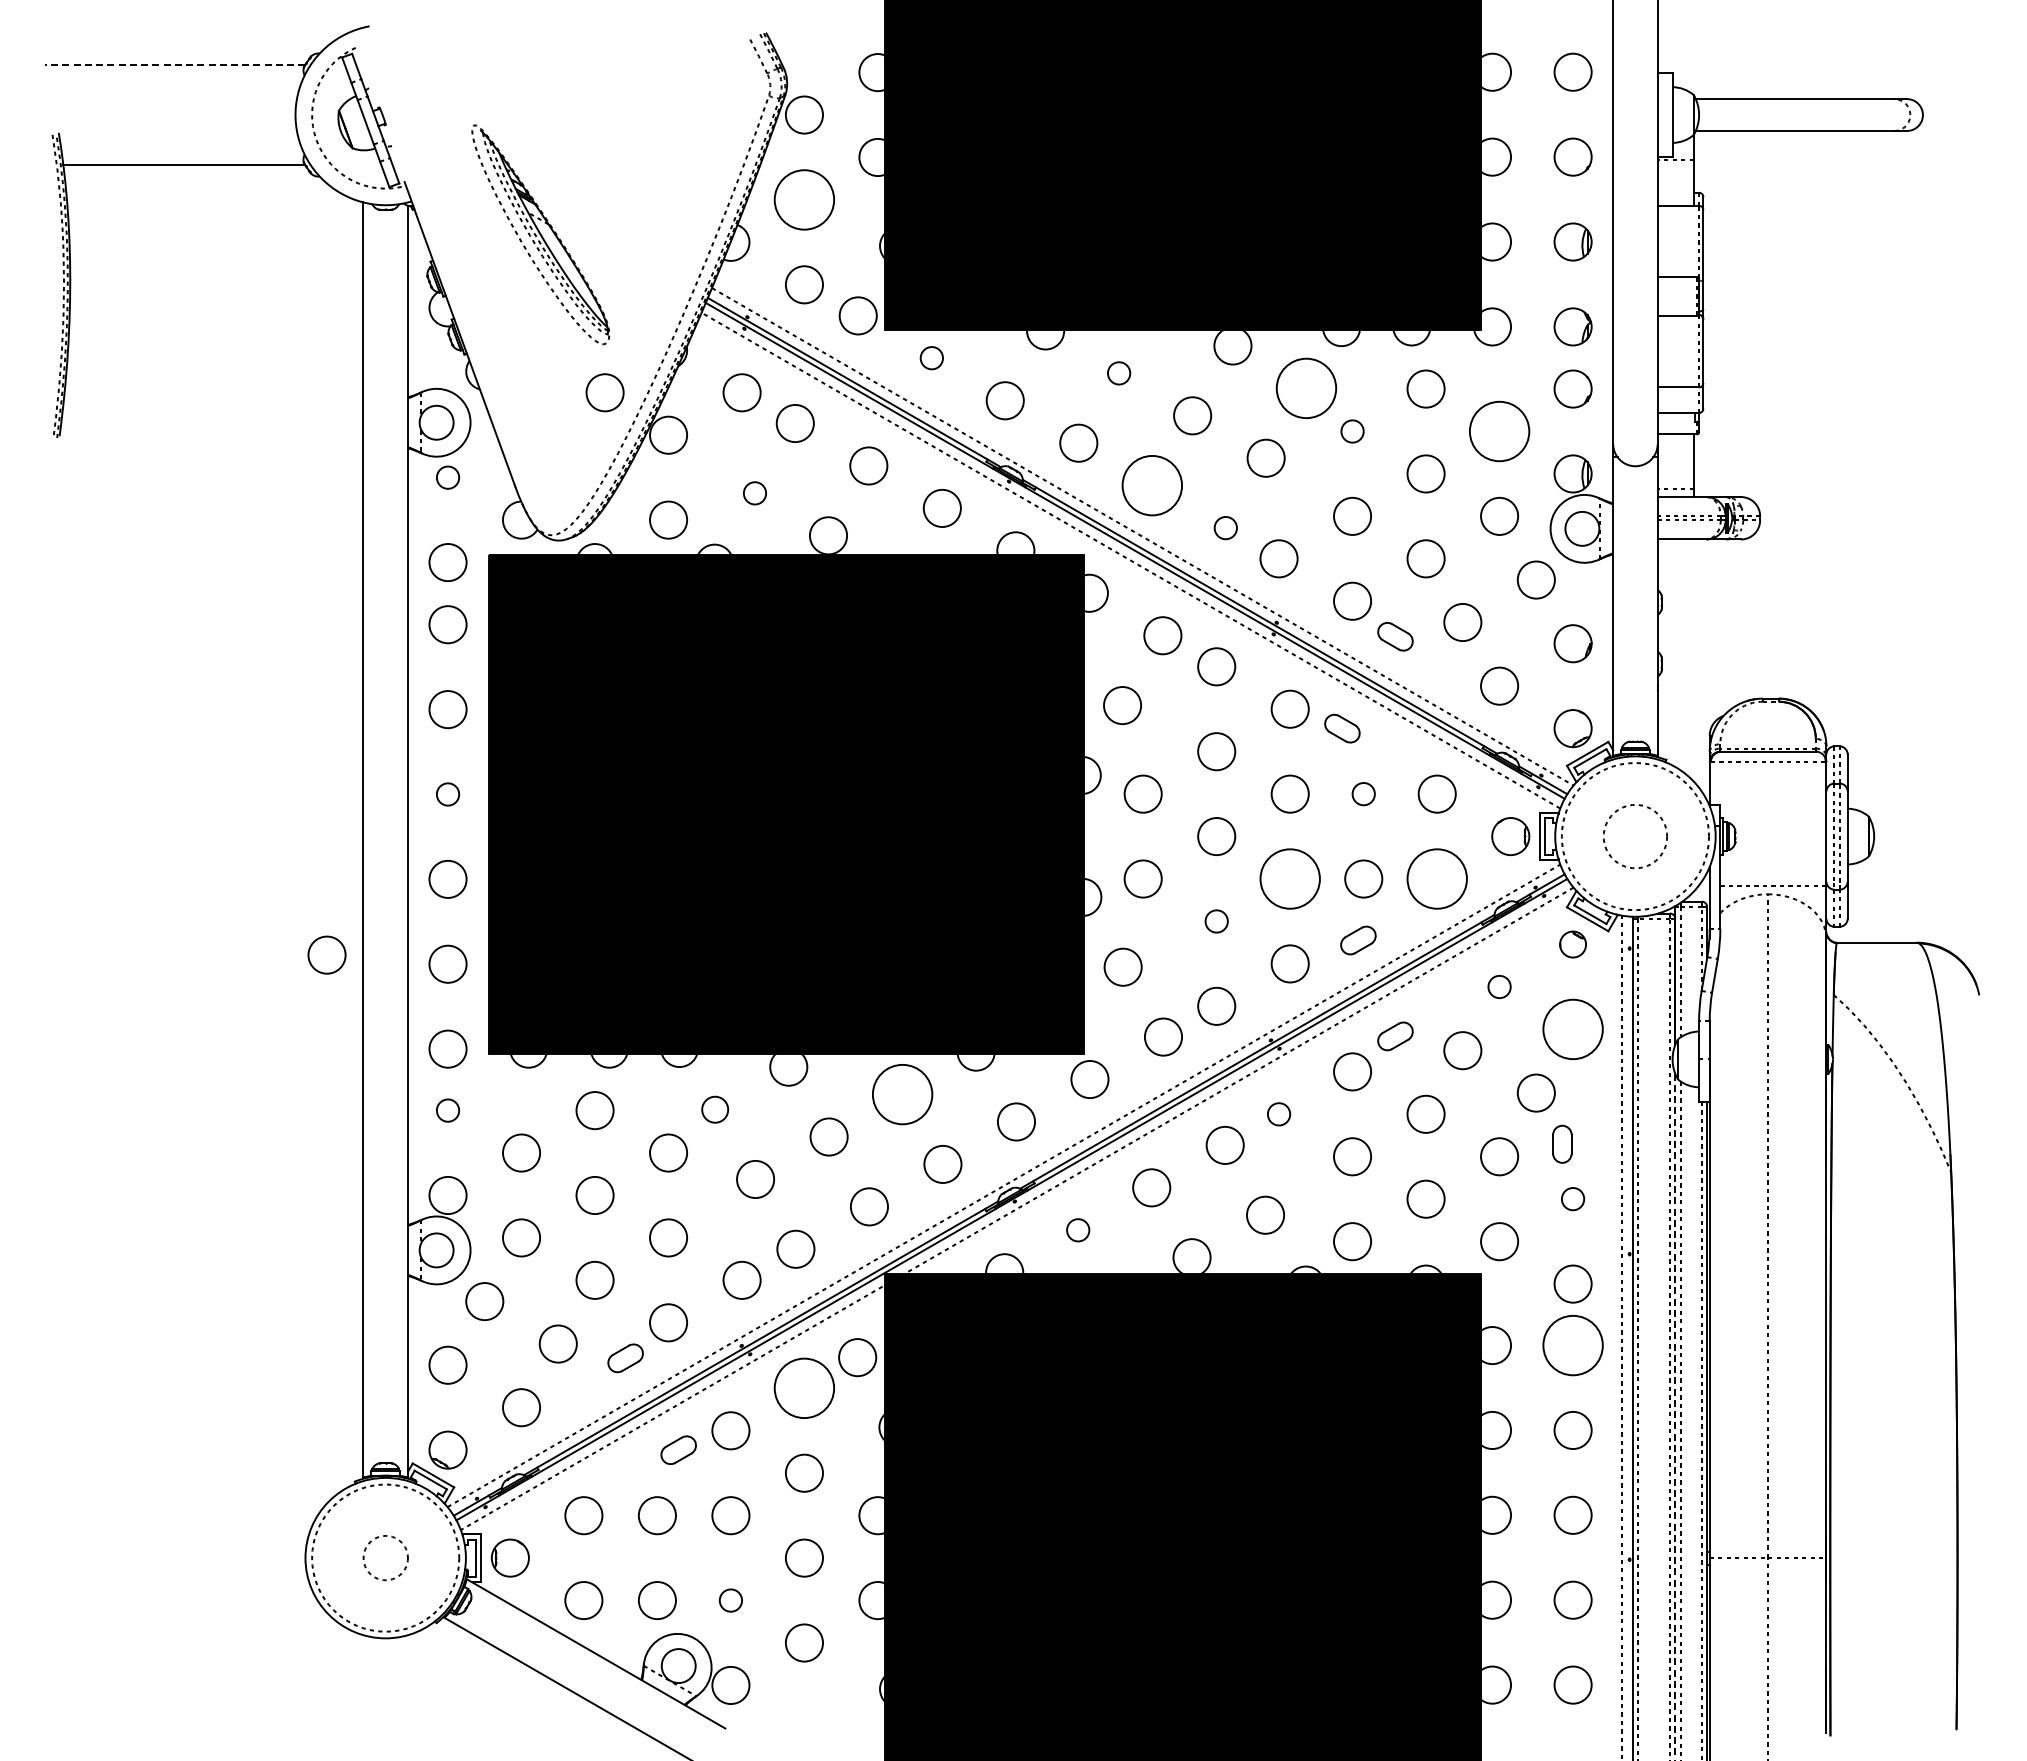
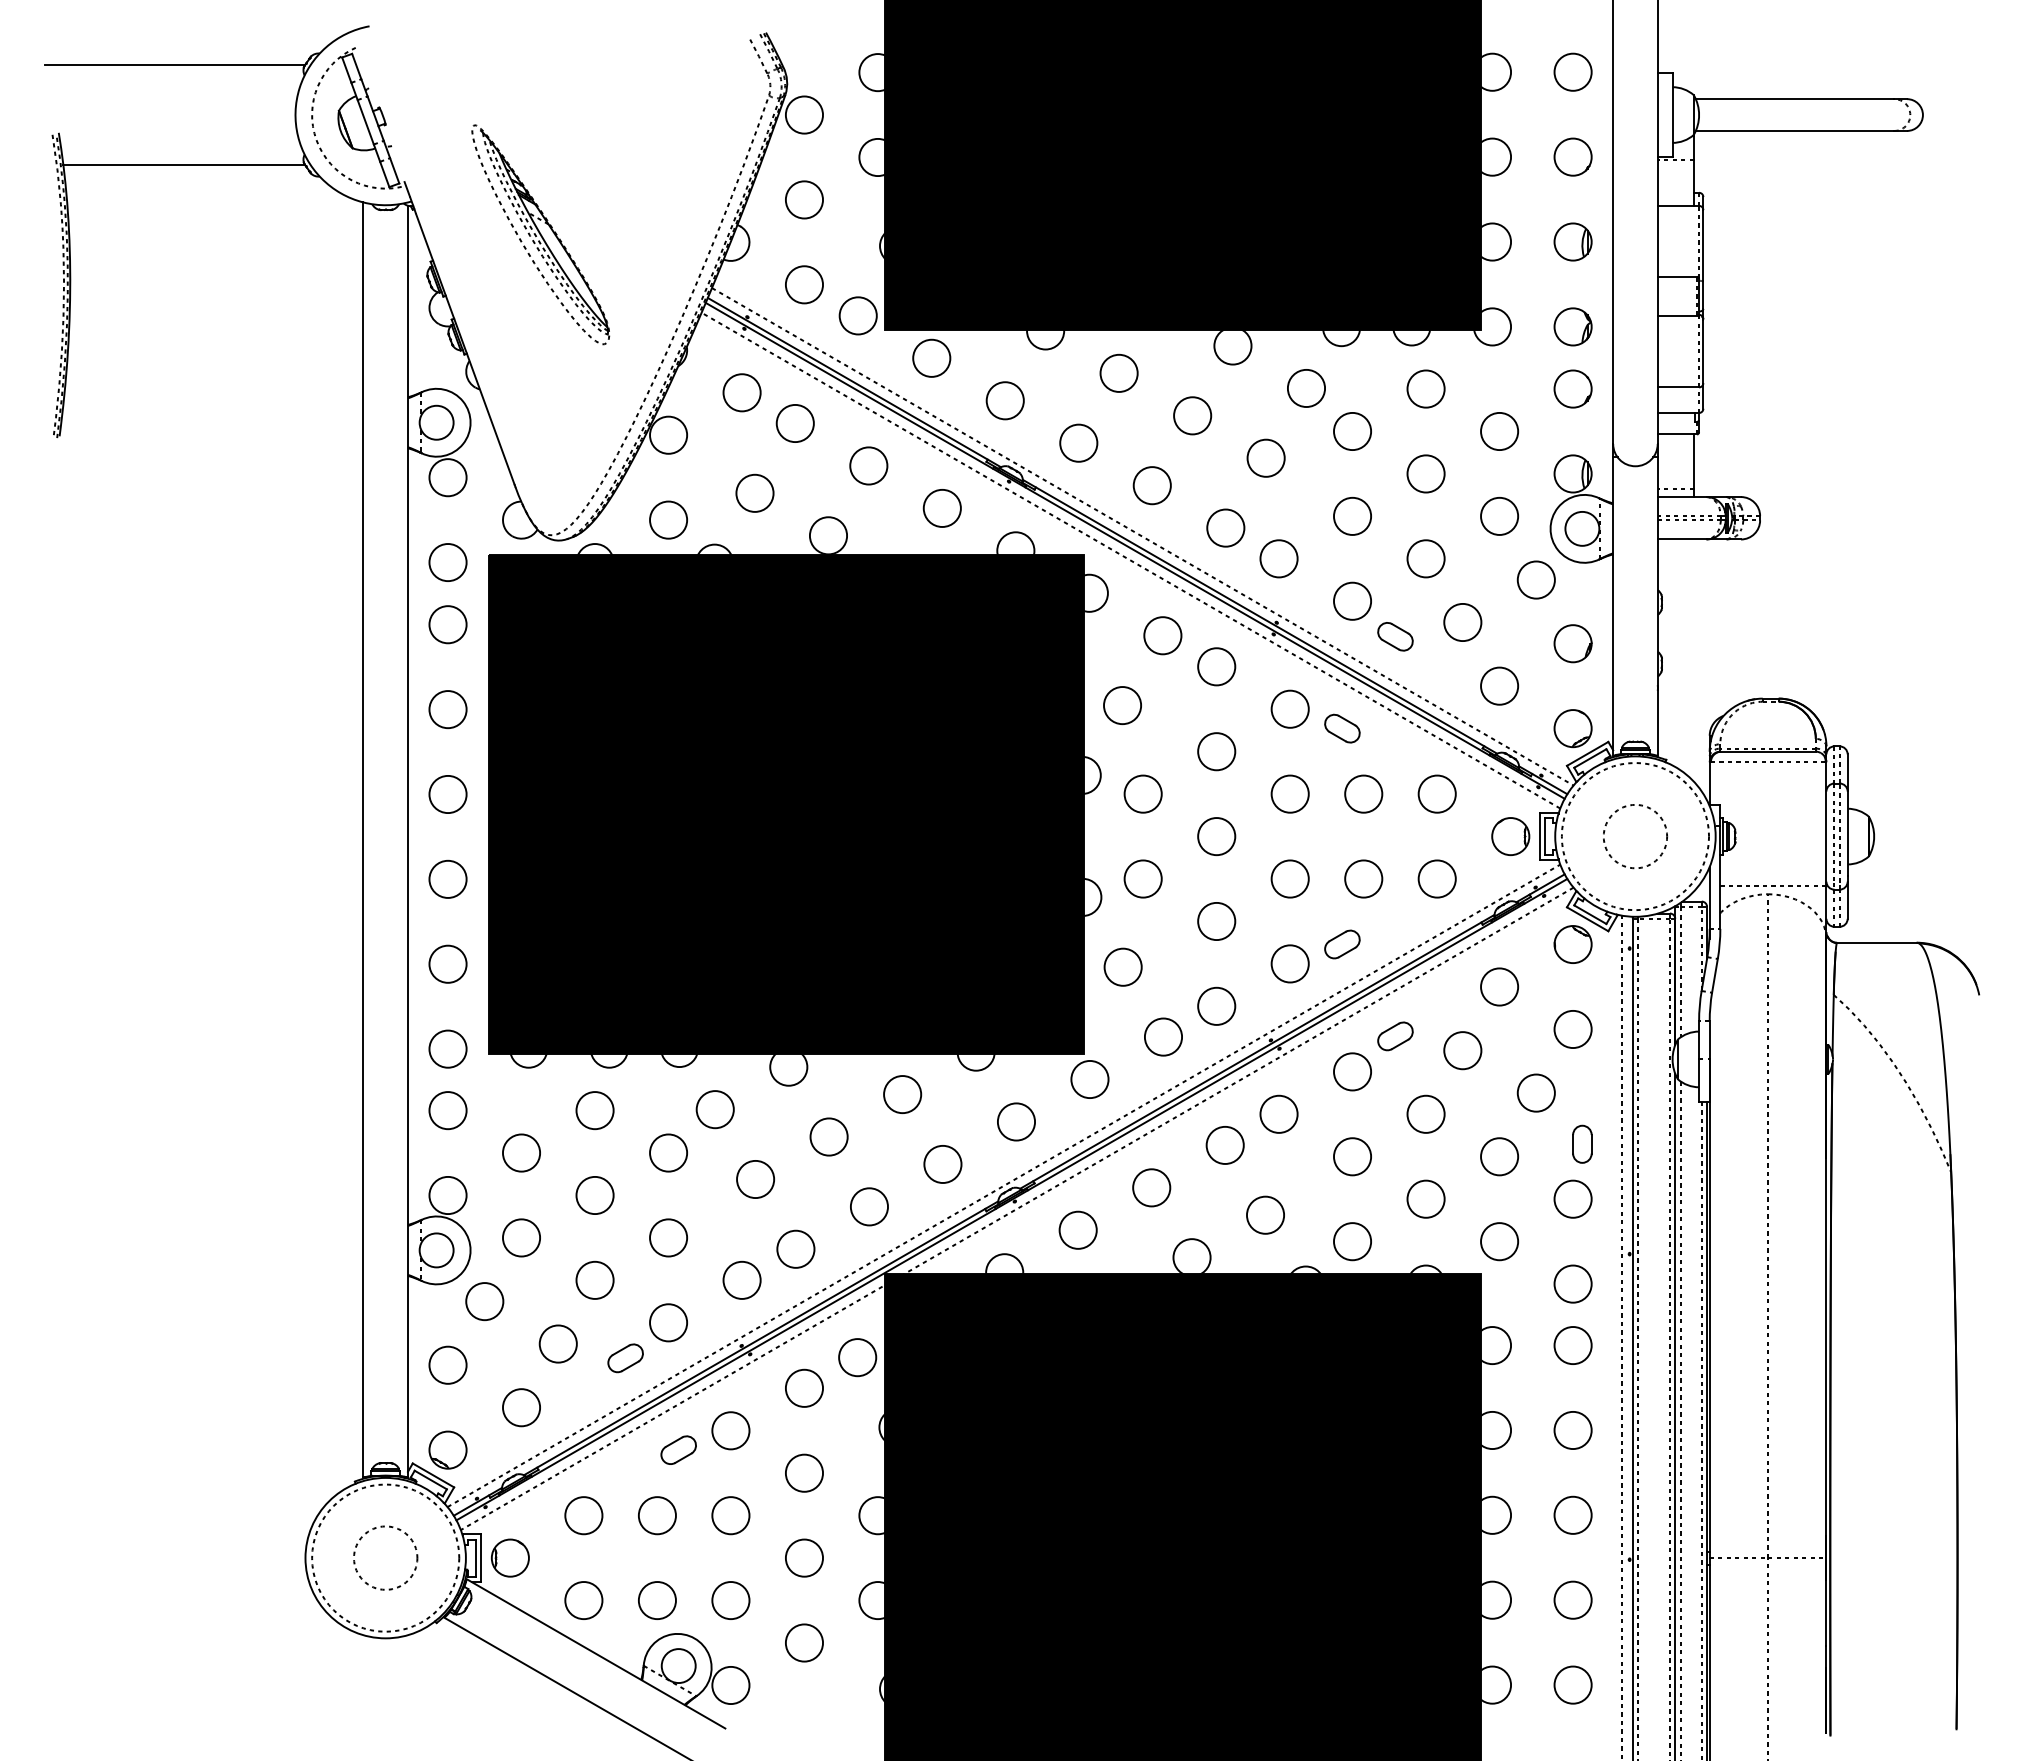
line: dashed -> solid (174, 64)
circle diameter: 59 px -> 37 px (804, 199)
circle size: 25x25 px -> 40x40 px (931, 357)
circle diameter: 22 px -> 37 px (1118, 372)
circle diameter: 59 px -> 37 px (1306, 388)
circle: present -> none (604, 392)
circle diameter: 22 px -> 37 px (1352, 431)
circle diameter: 59 px -> 37 px (1499, 431)
circle diameter: 22 px -> 37 px (447, 477)
circle diameter: 59 px -> 37 px (1151, 485)
circle diameter: 22 px -> 37 px (754, 492)
circle diameter: 22 px -> 37 px (1225, 527)
circle diameter: 22 px -> 37 px (447, 794)
circle diameter: 22 px -> 37 px (1363, 793)
circle diameter: 59 px -> 37 px (1289, 878)
circle diameter: 59 px -> 37 px (1436, 878)
circle diameter: 22 px -> 37 px (1216, 921)
part position: (1358, 940) -> (1342, 944) (1342, 944)
part size: 28x29 px -> 40x39 px (1572, 944)
circle: present -> none (326, 954)
circle diameter: 22 px -> 37 px (1499, 986)
circle diameter: 59 px -> 37 px (1572, 1029)
circle diameter: 59 px -> 37 px (902, 1094)
circle size: 29x29 px -> 40x40 px (714, 1109)
circle diameter: 22 px -> 37 px (447, 1110)
circle diameter: 22 px -> 37 px (1278, 1113)
part position: (1562, 1143) -> (1582, 1143) (1582, 1143)
circle size: 25x25 px -> 40x40 px (1572, 1198)
circle diameter: 22 px -> 37 px (1077, 1229)
circle diameter: 59 px -> 37 px (1572, 1345)
circle diameter: 59 px -> 37 px (804, 1387)
line: dashed -> solid (1675, 1417)
circle size: 47x47 px -> 66x66 px (385, 1557)
circle diameter: 22 px -> 37 px (730, 1600)
